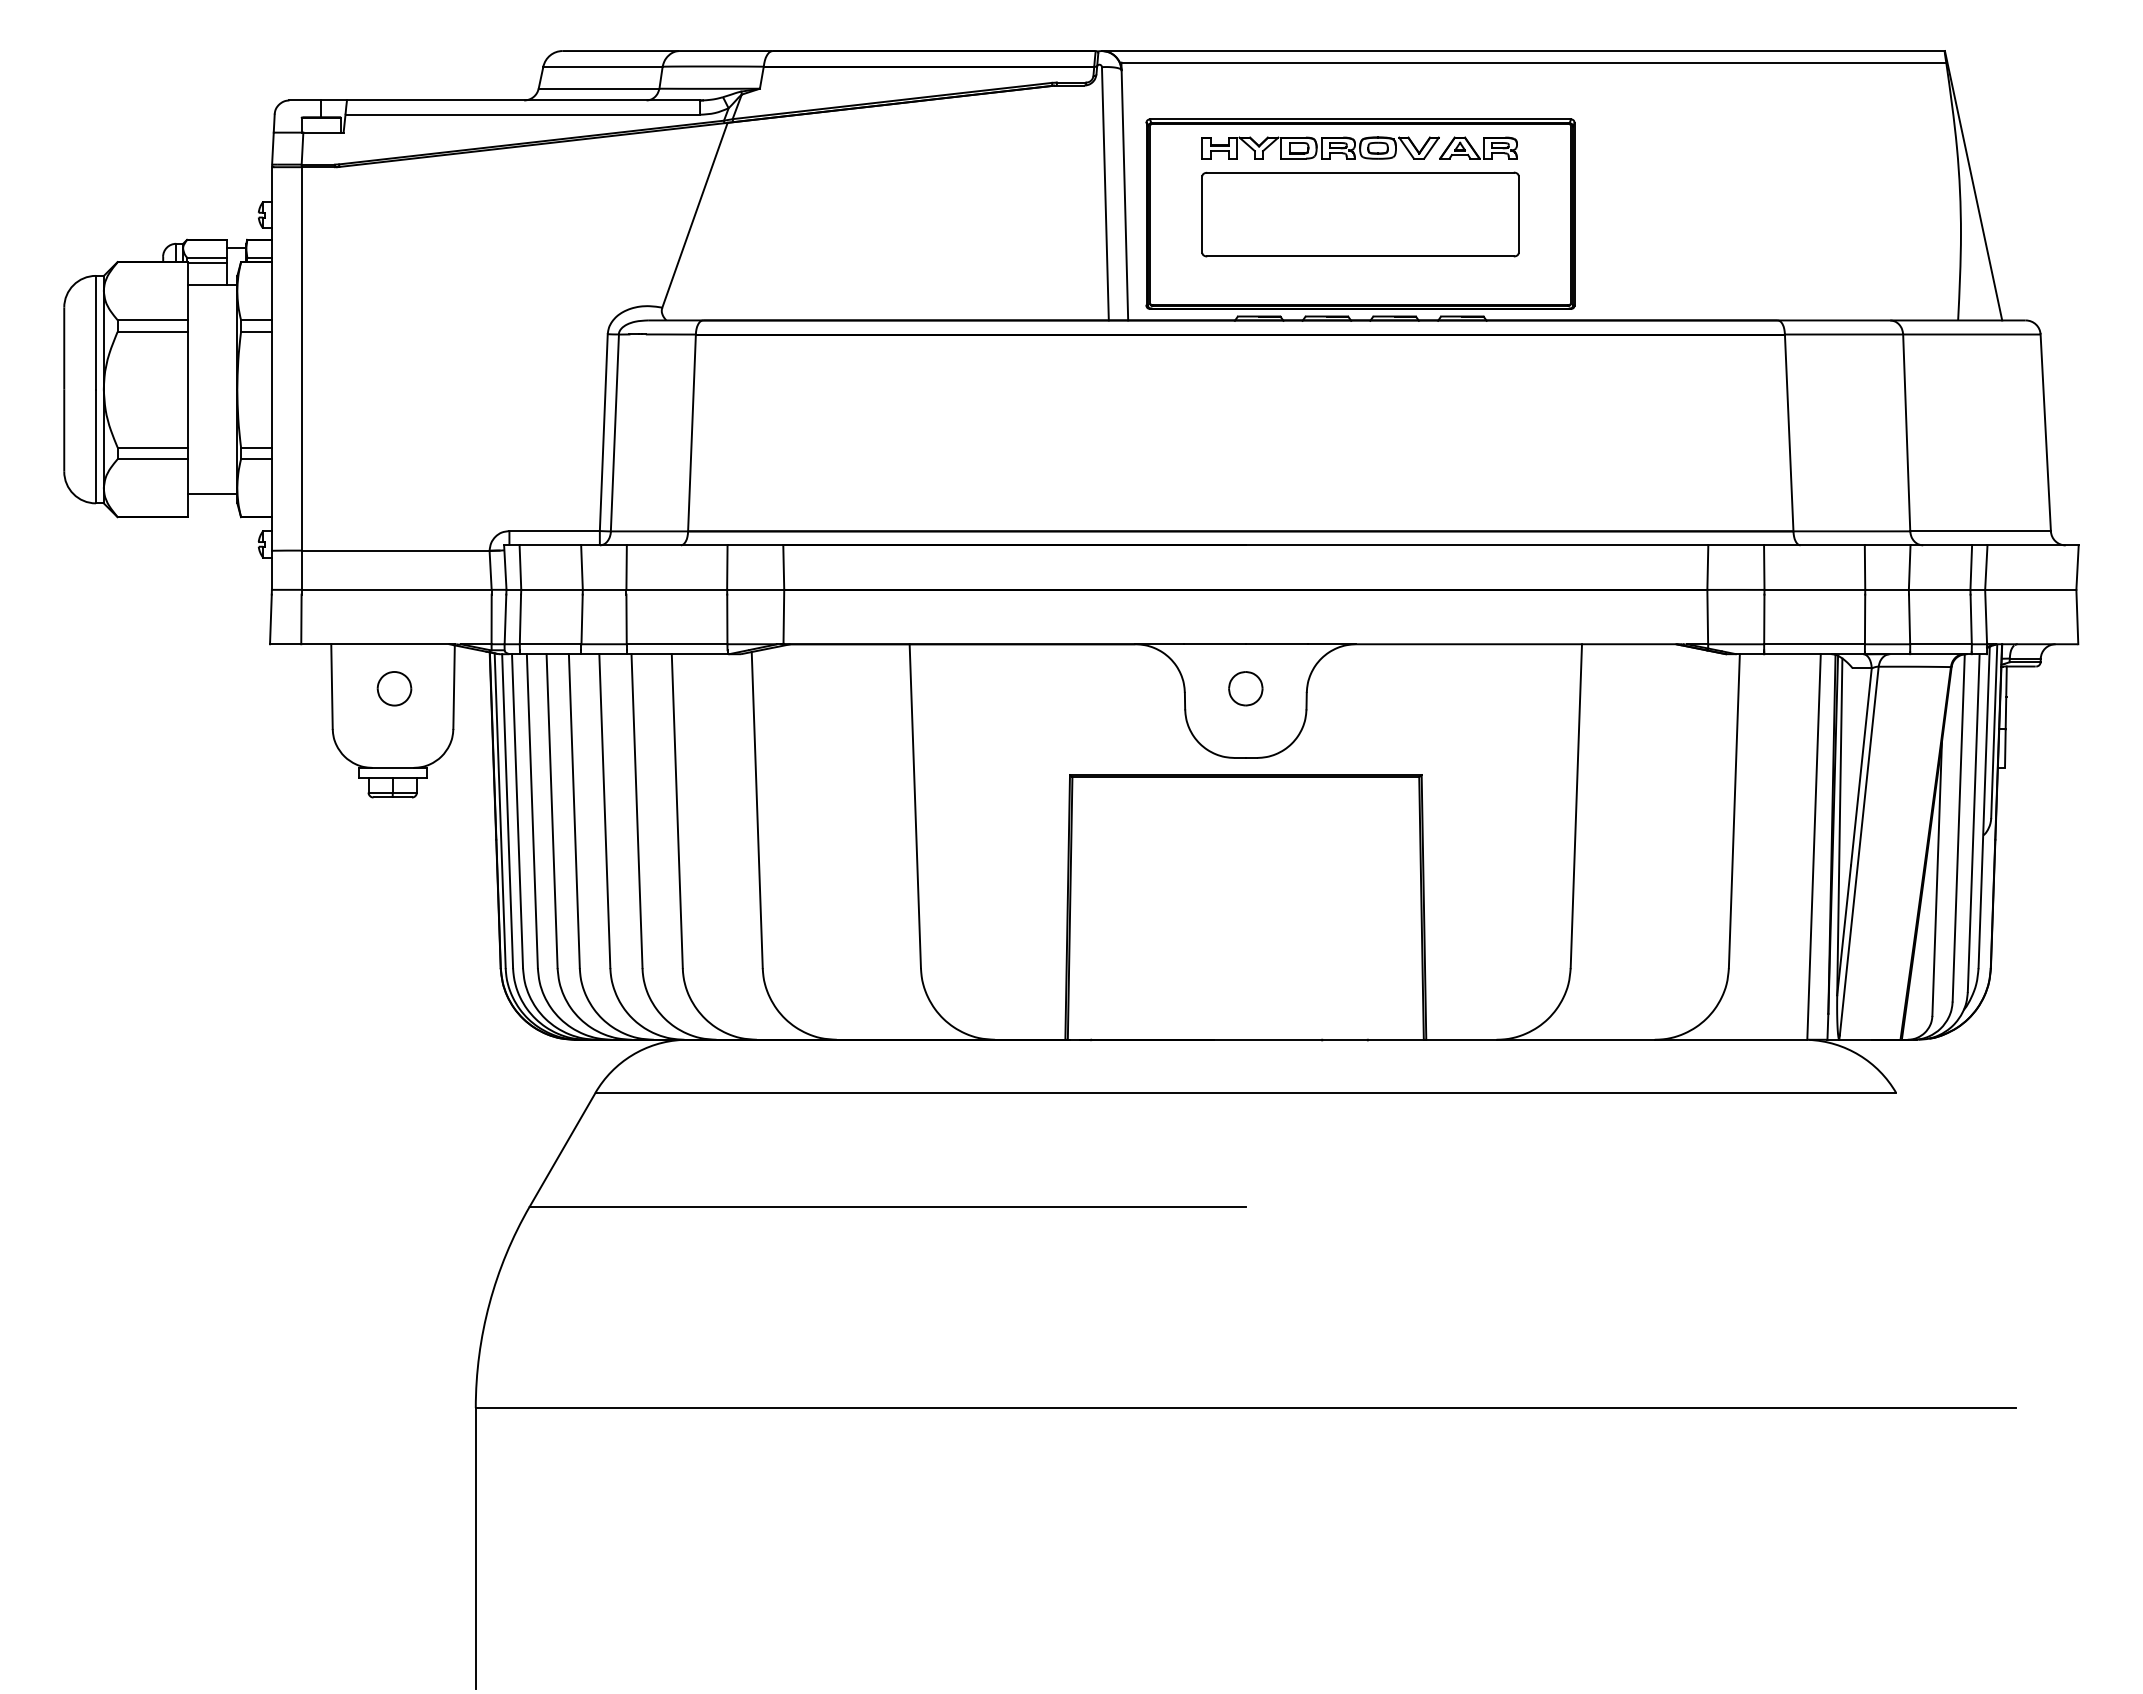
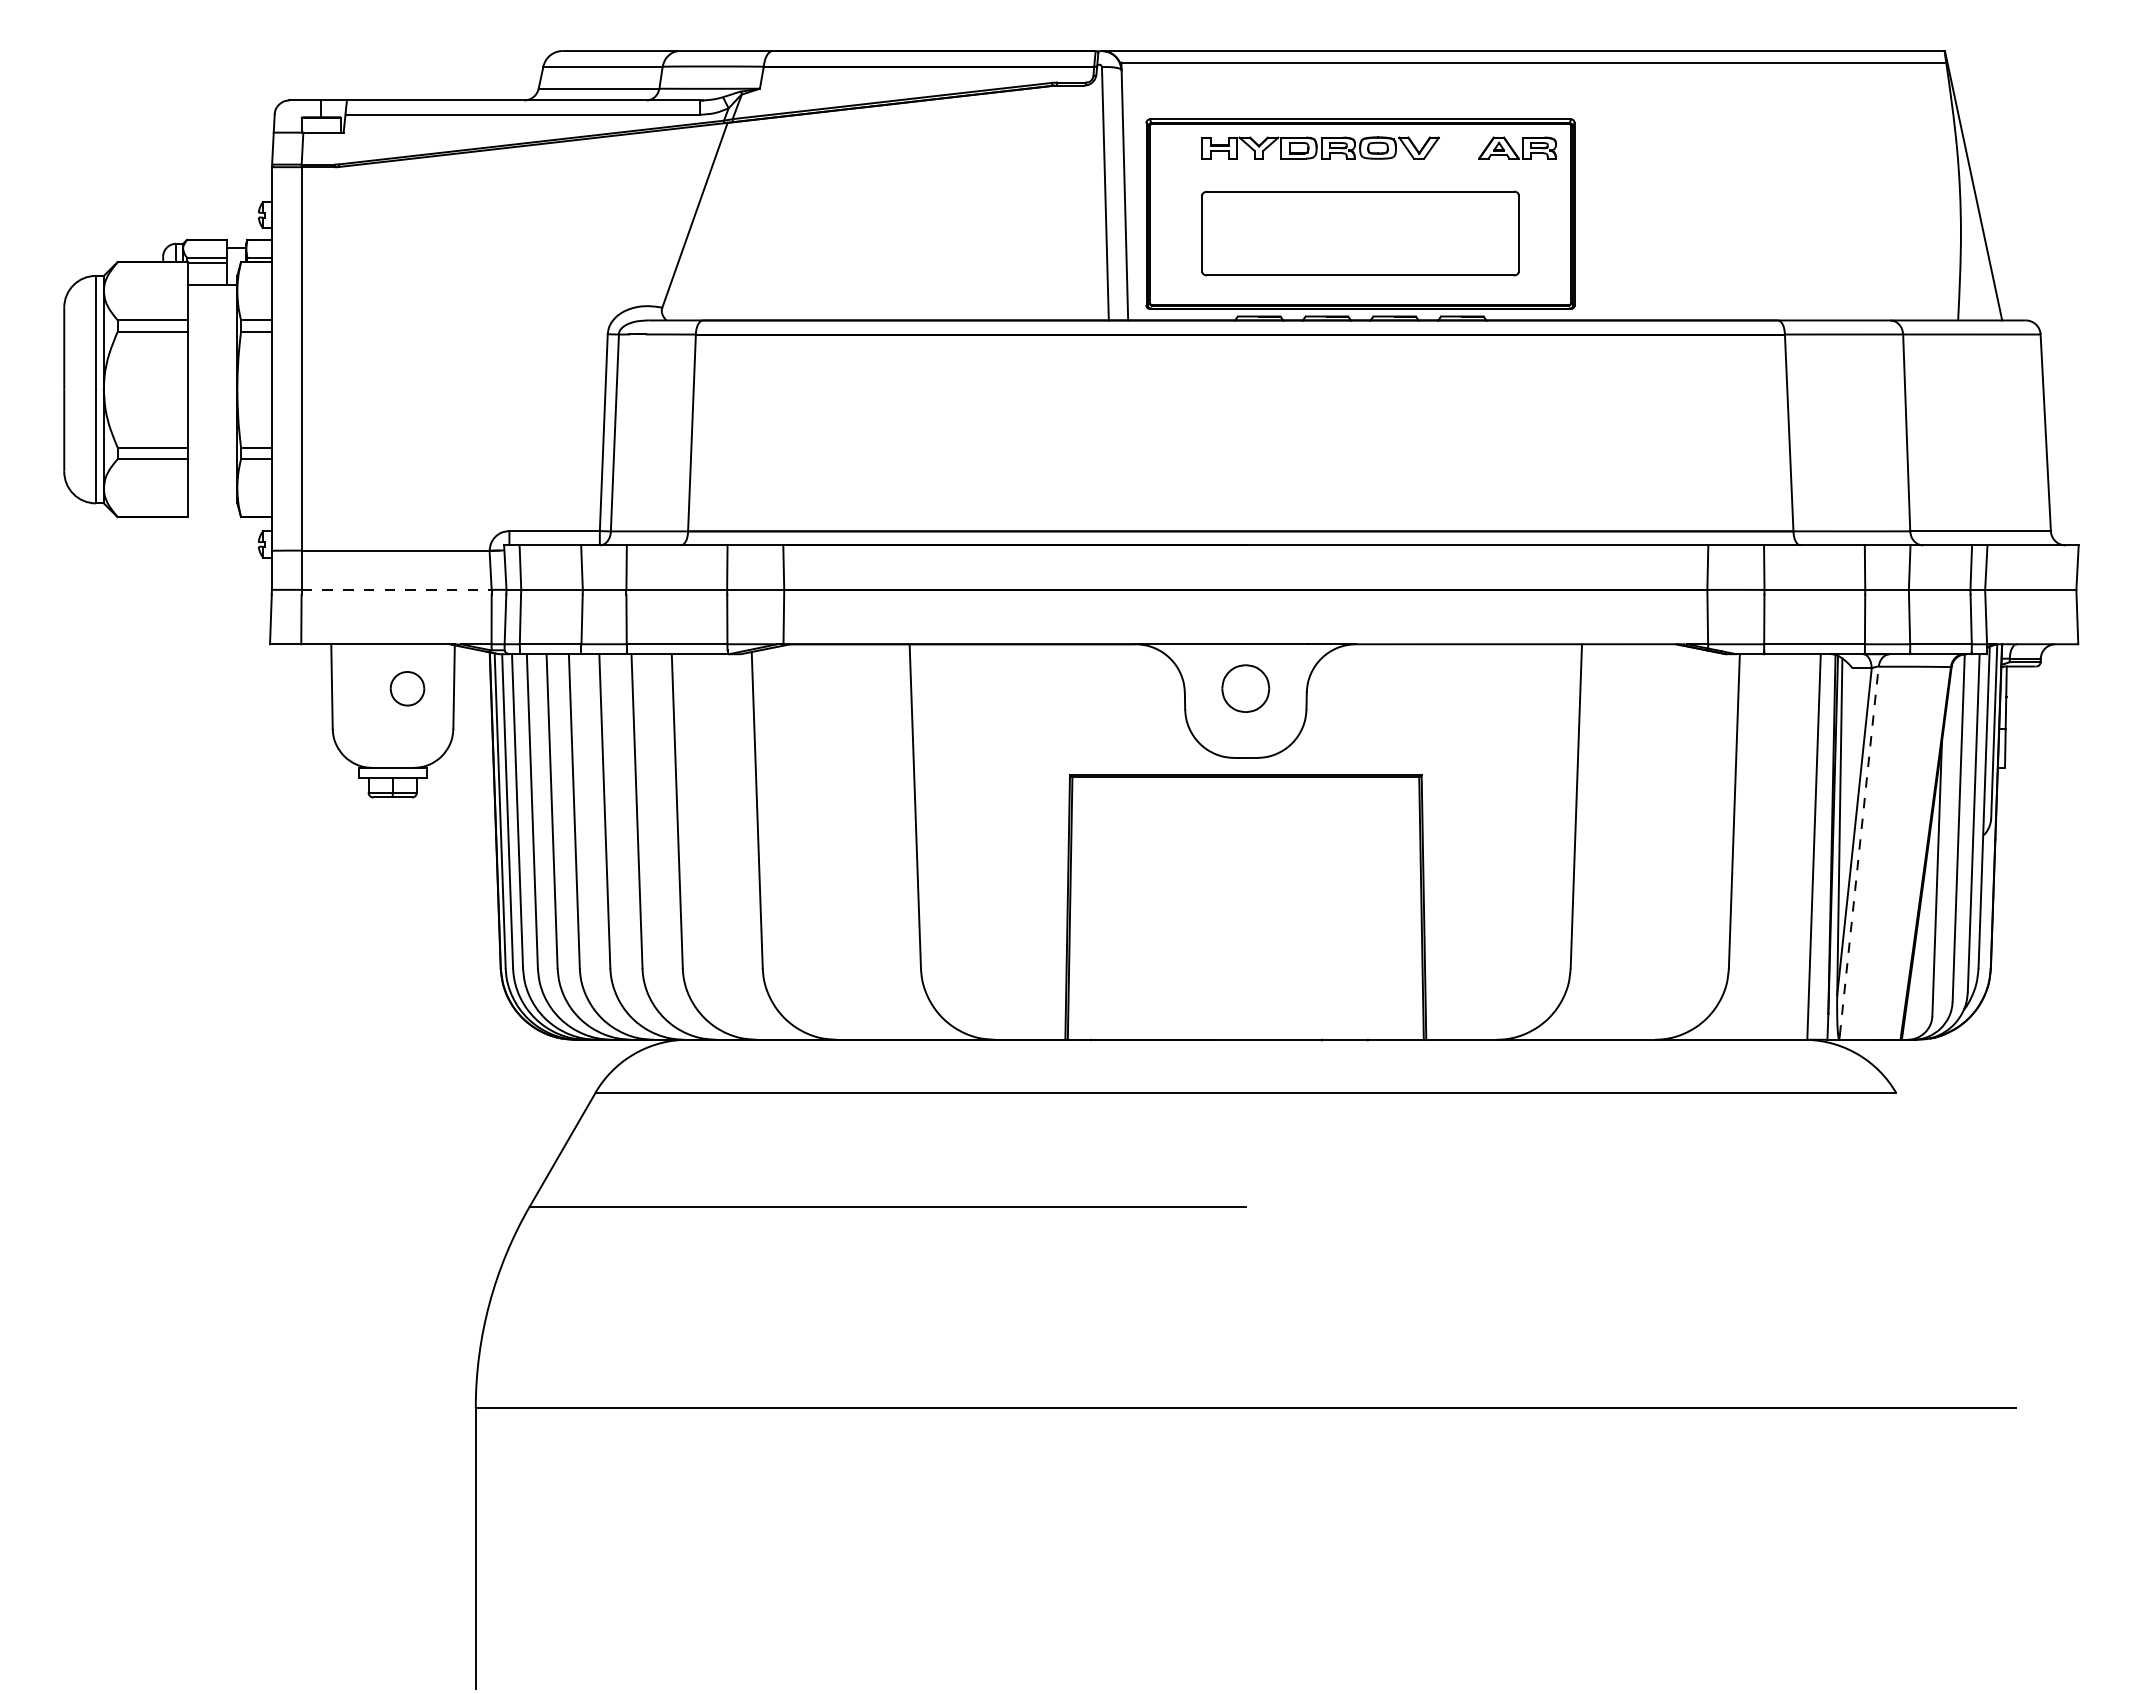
part position: (1478, 147) -> (1517, 147) (1517, 147)
part position: (1360, 214) -> (1360, 233) (1360, 233)
line: present -> none (212, 494)
line: solid -> dashed (397, 589)
part position: (394, 688) -> (407, 688) (407, 688)
part size: 36x36 px -> 50x49 px (1245, 688)
line: solid -> dashed (1859, 850)
